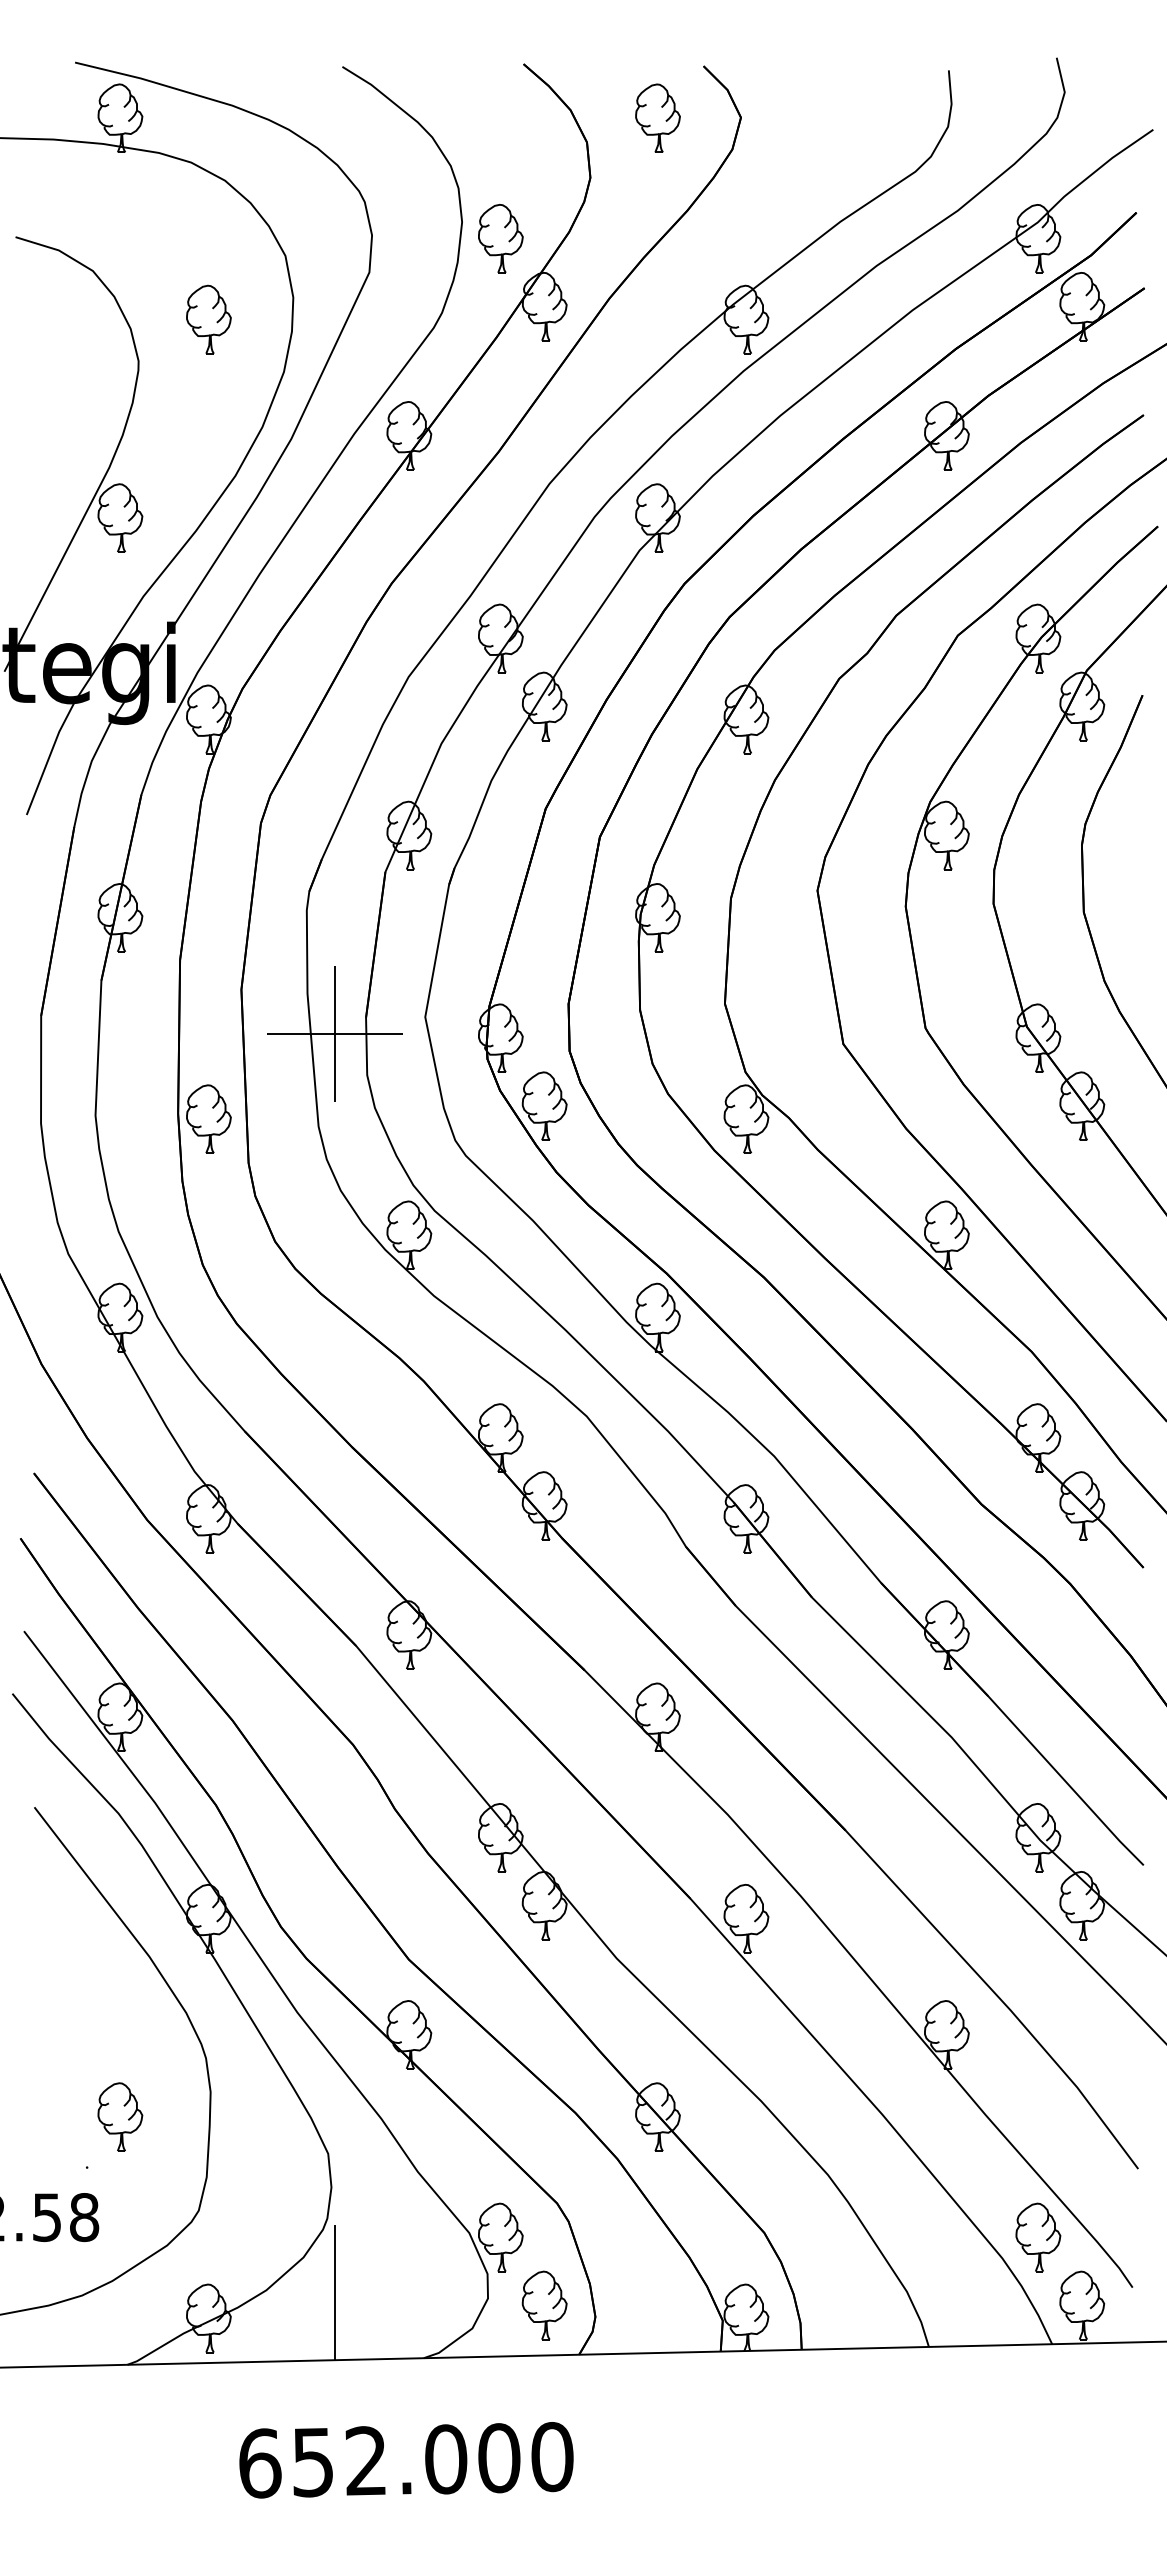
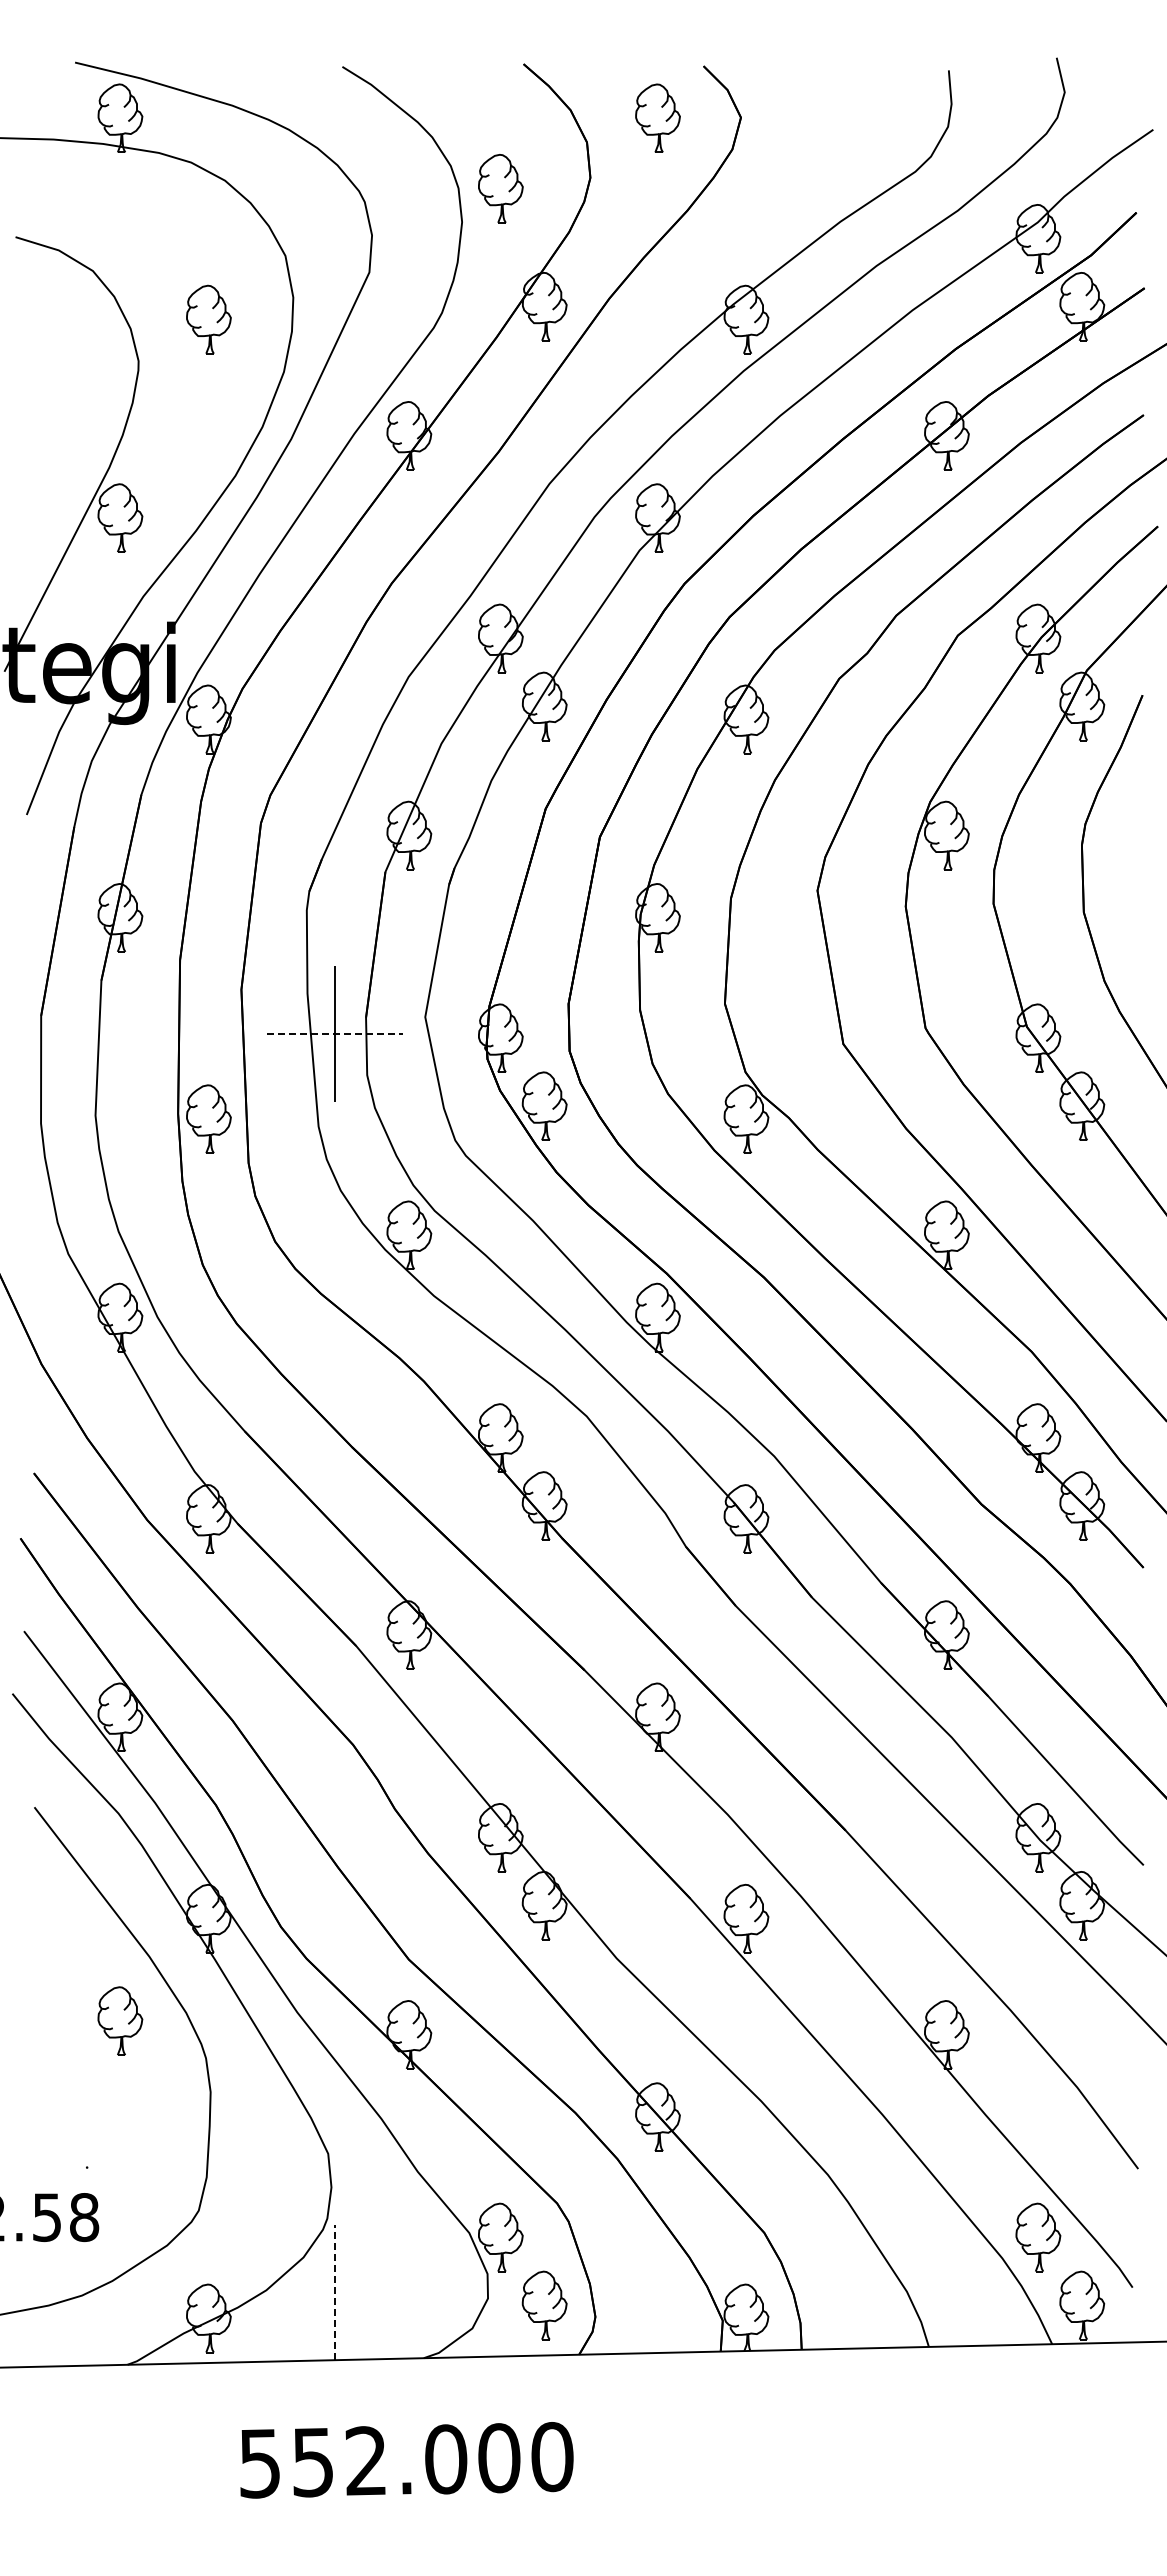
part position: (500, 238) -> (500, 188) (500, 188)
line: solid -> dashed (334, 1034)
part position: (120, 2116) -> (120, 2020) (120, 2020)
line: solid -> dashed (334, 2292)
text: 652.000 -> 552.000 (260, 2463)
